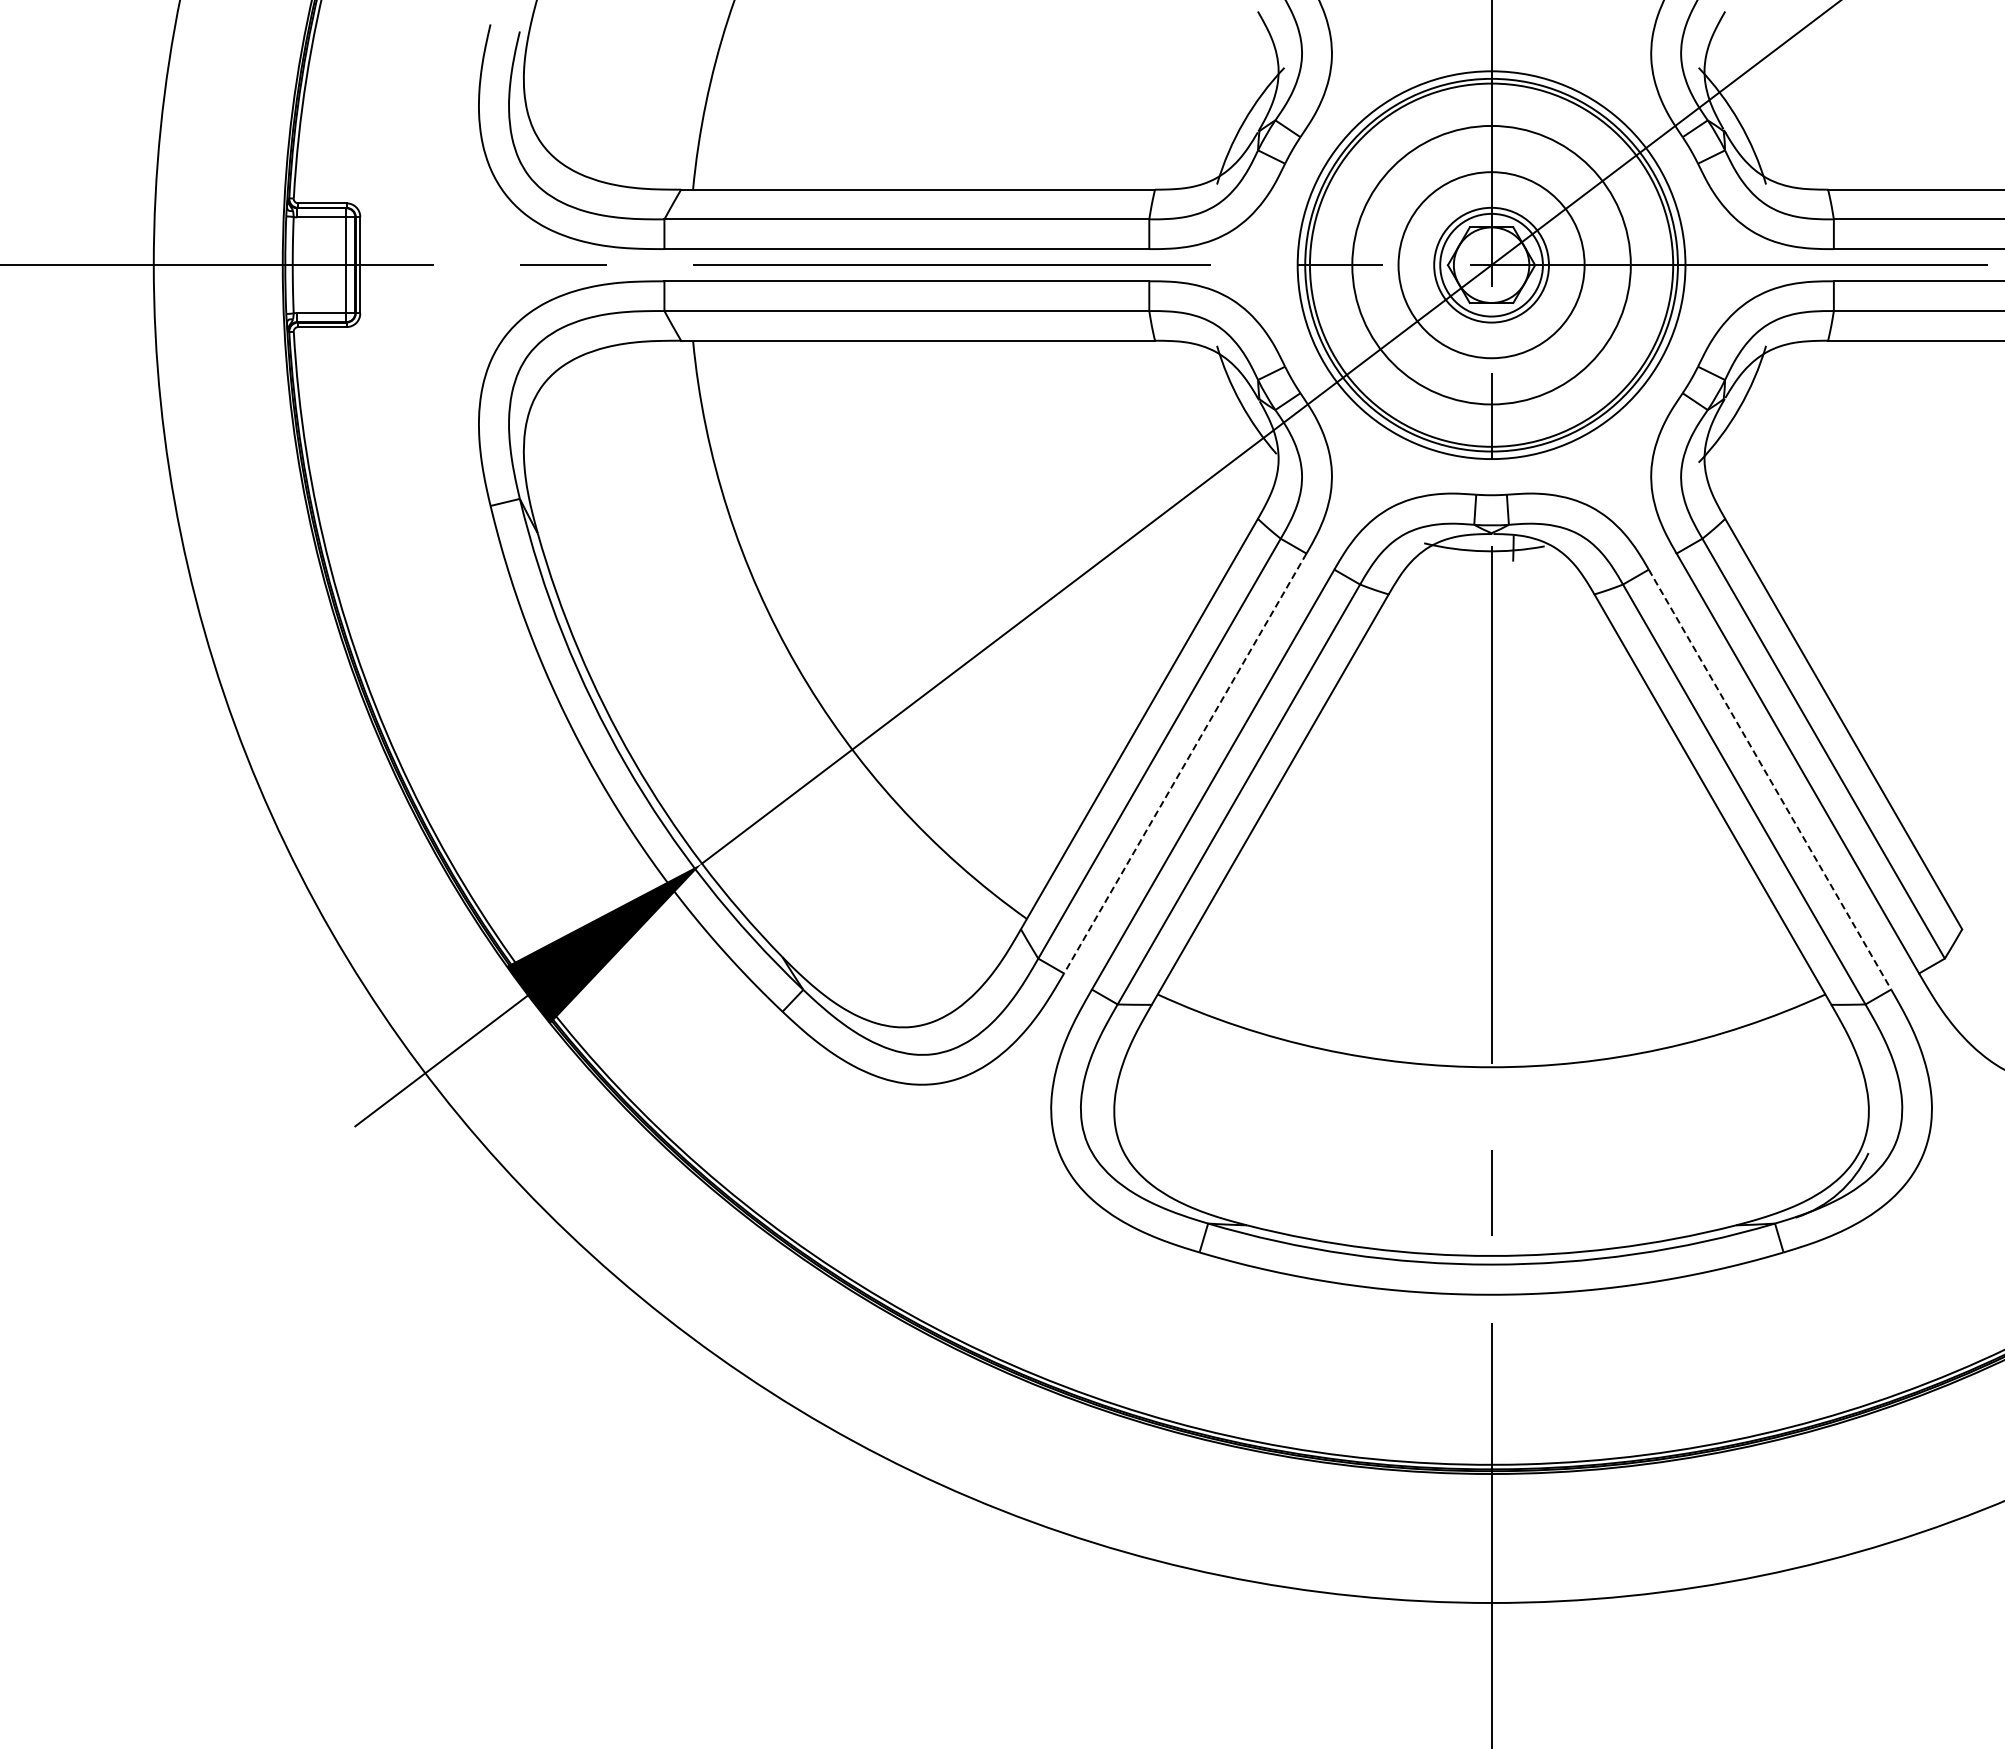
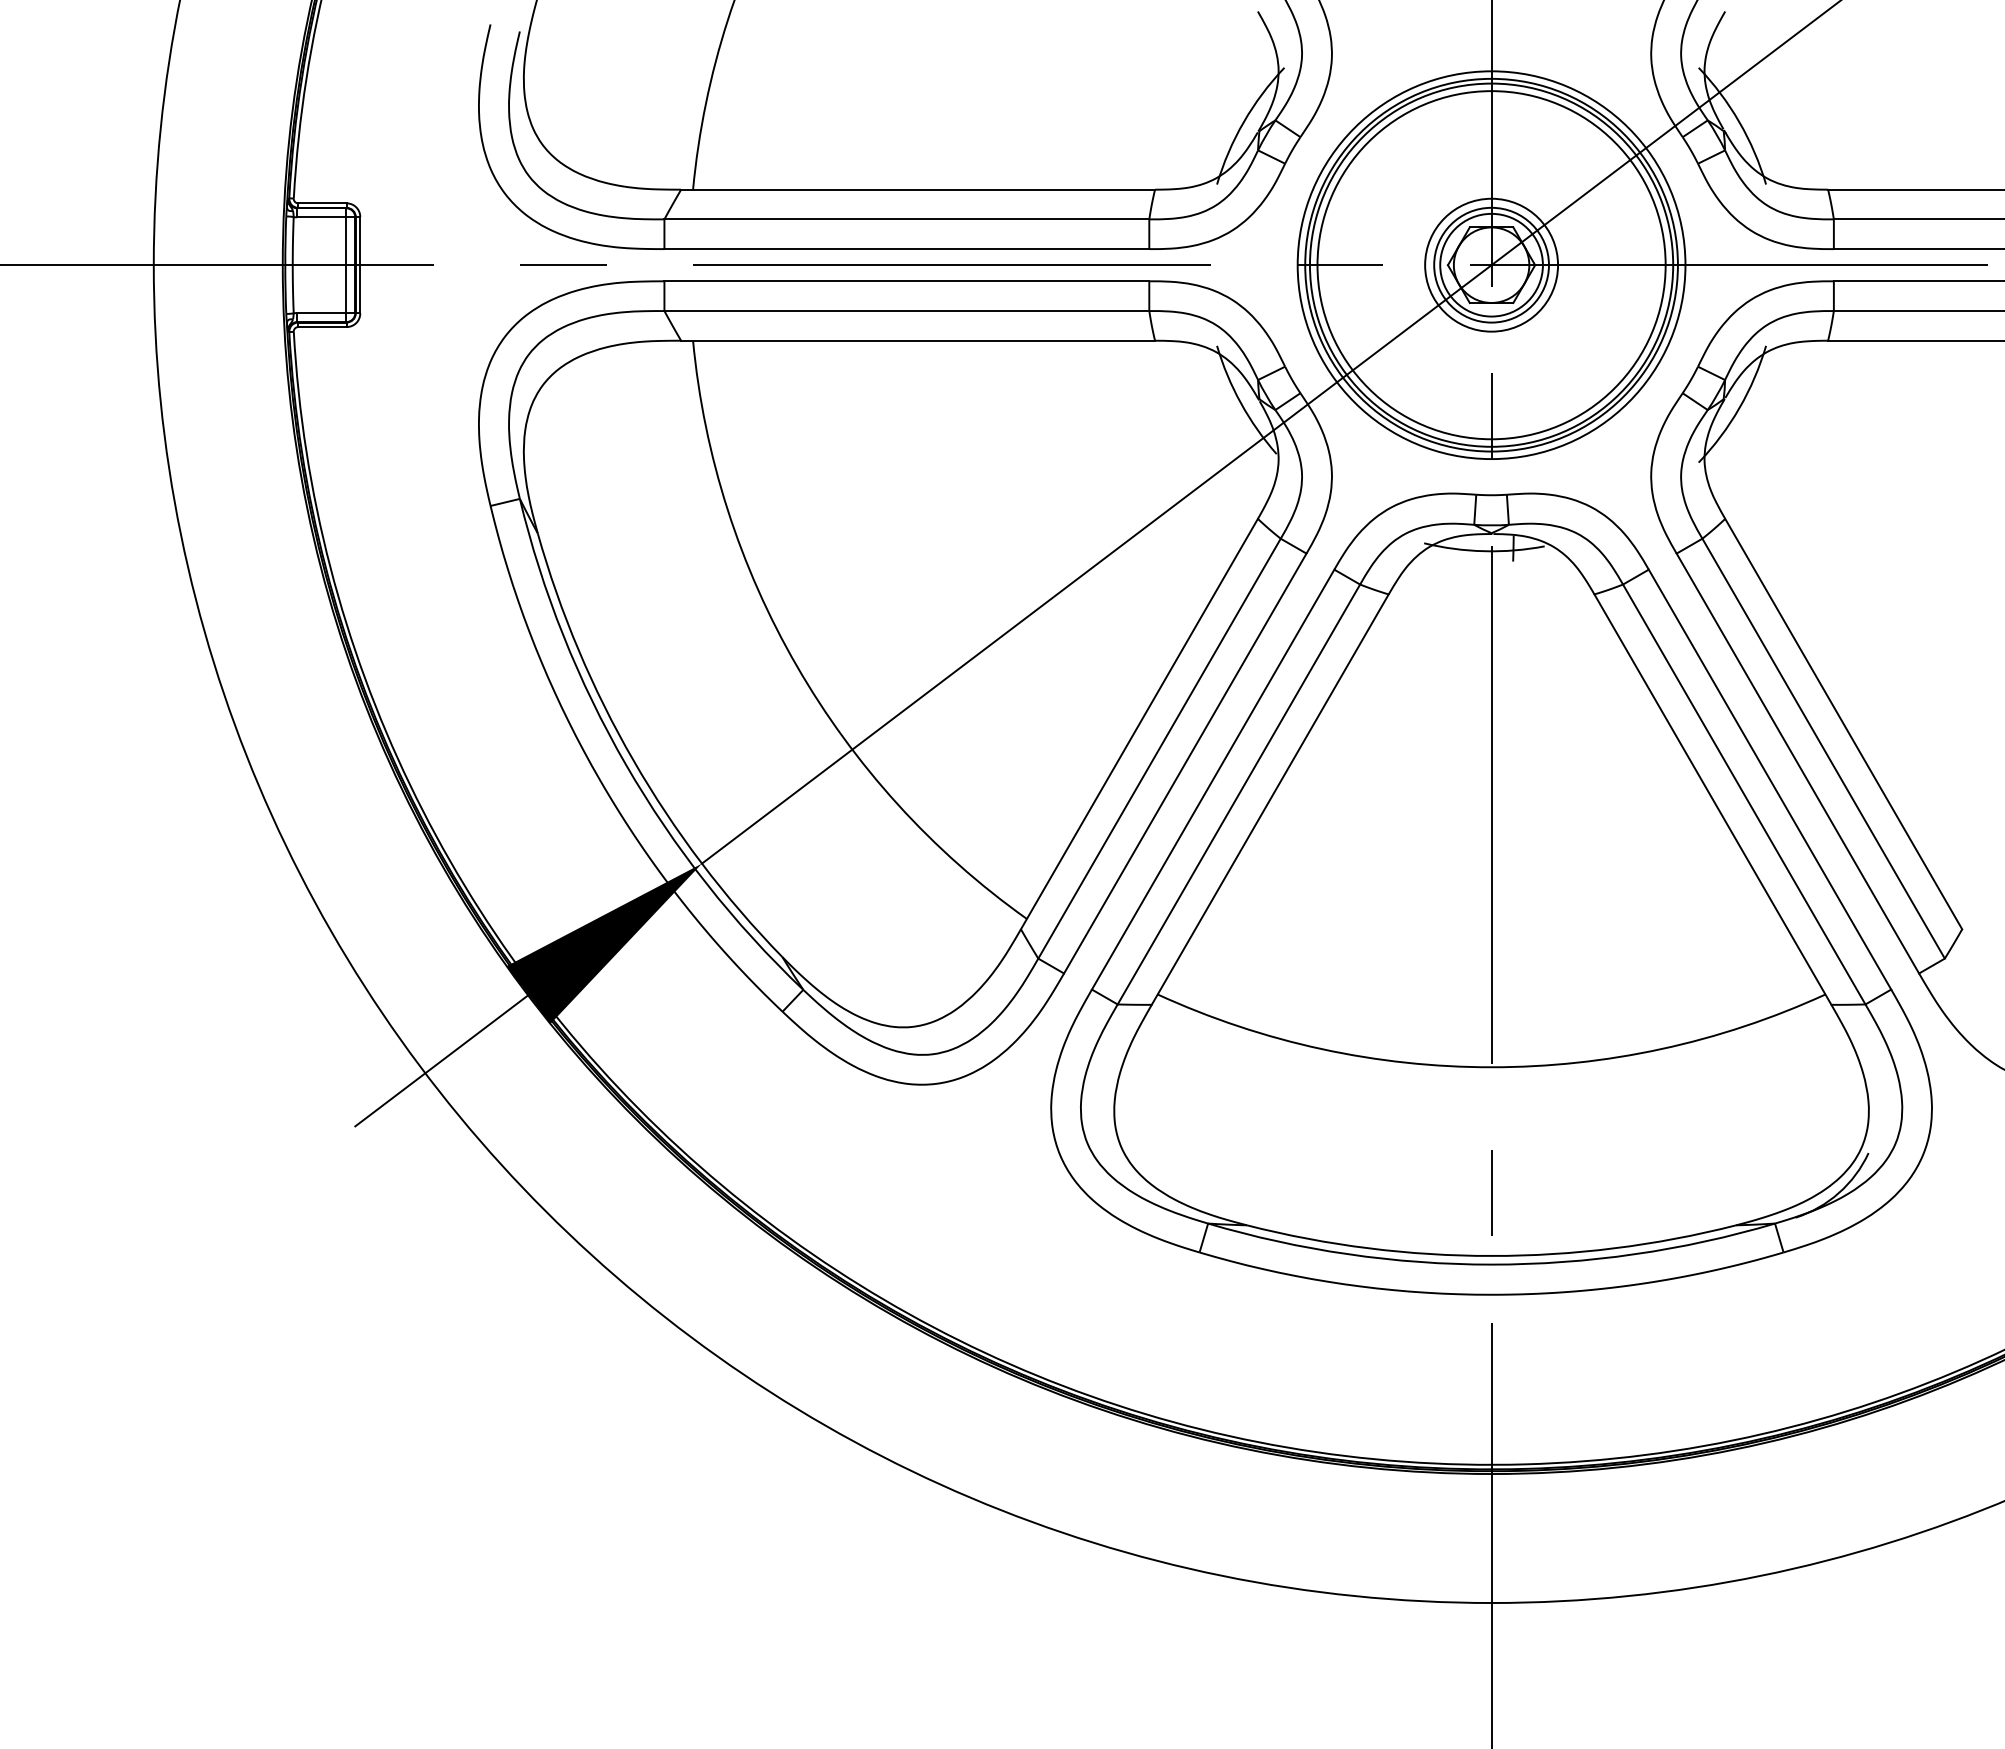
circle diameter: 279 px -> 348 px (1491, 265)
circle diameter: 186 px -> 133 px (1491, 264)
line: dashed -> solid (1185, 763)
line: dashed -> solid (1770, 780)
